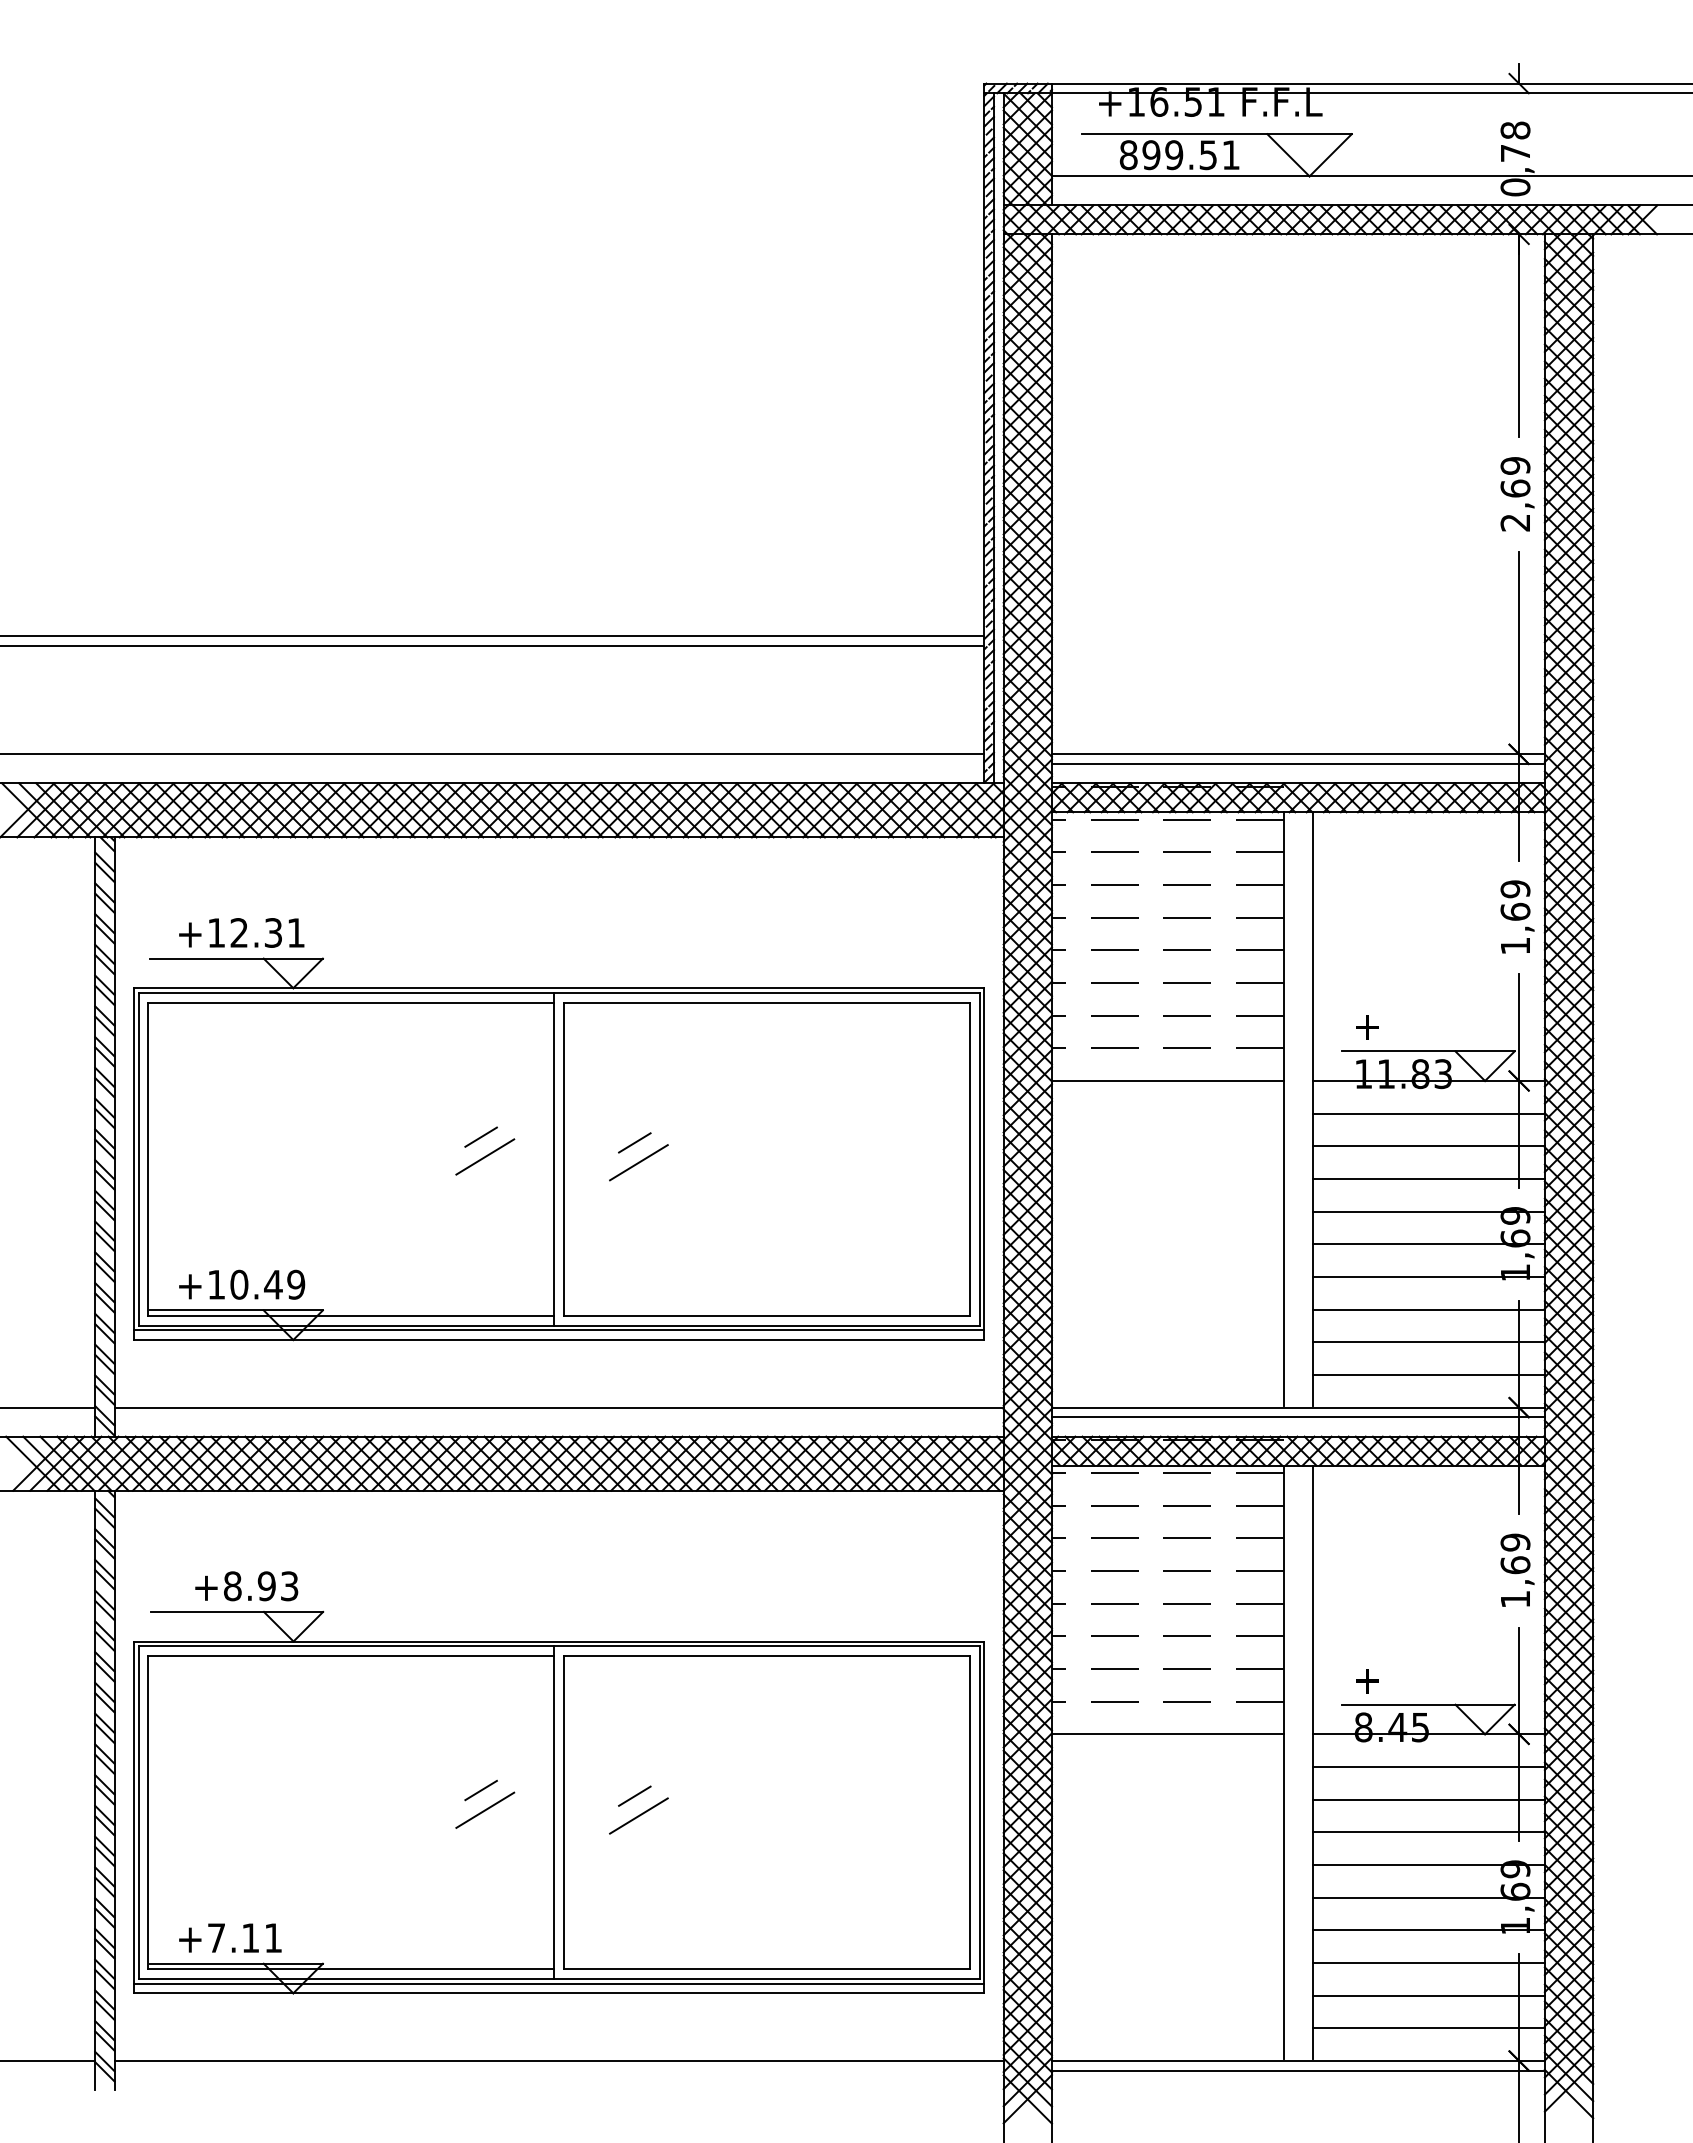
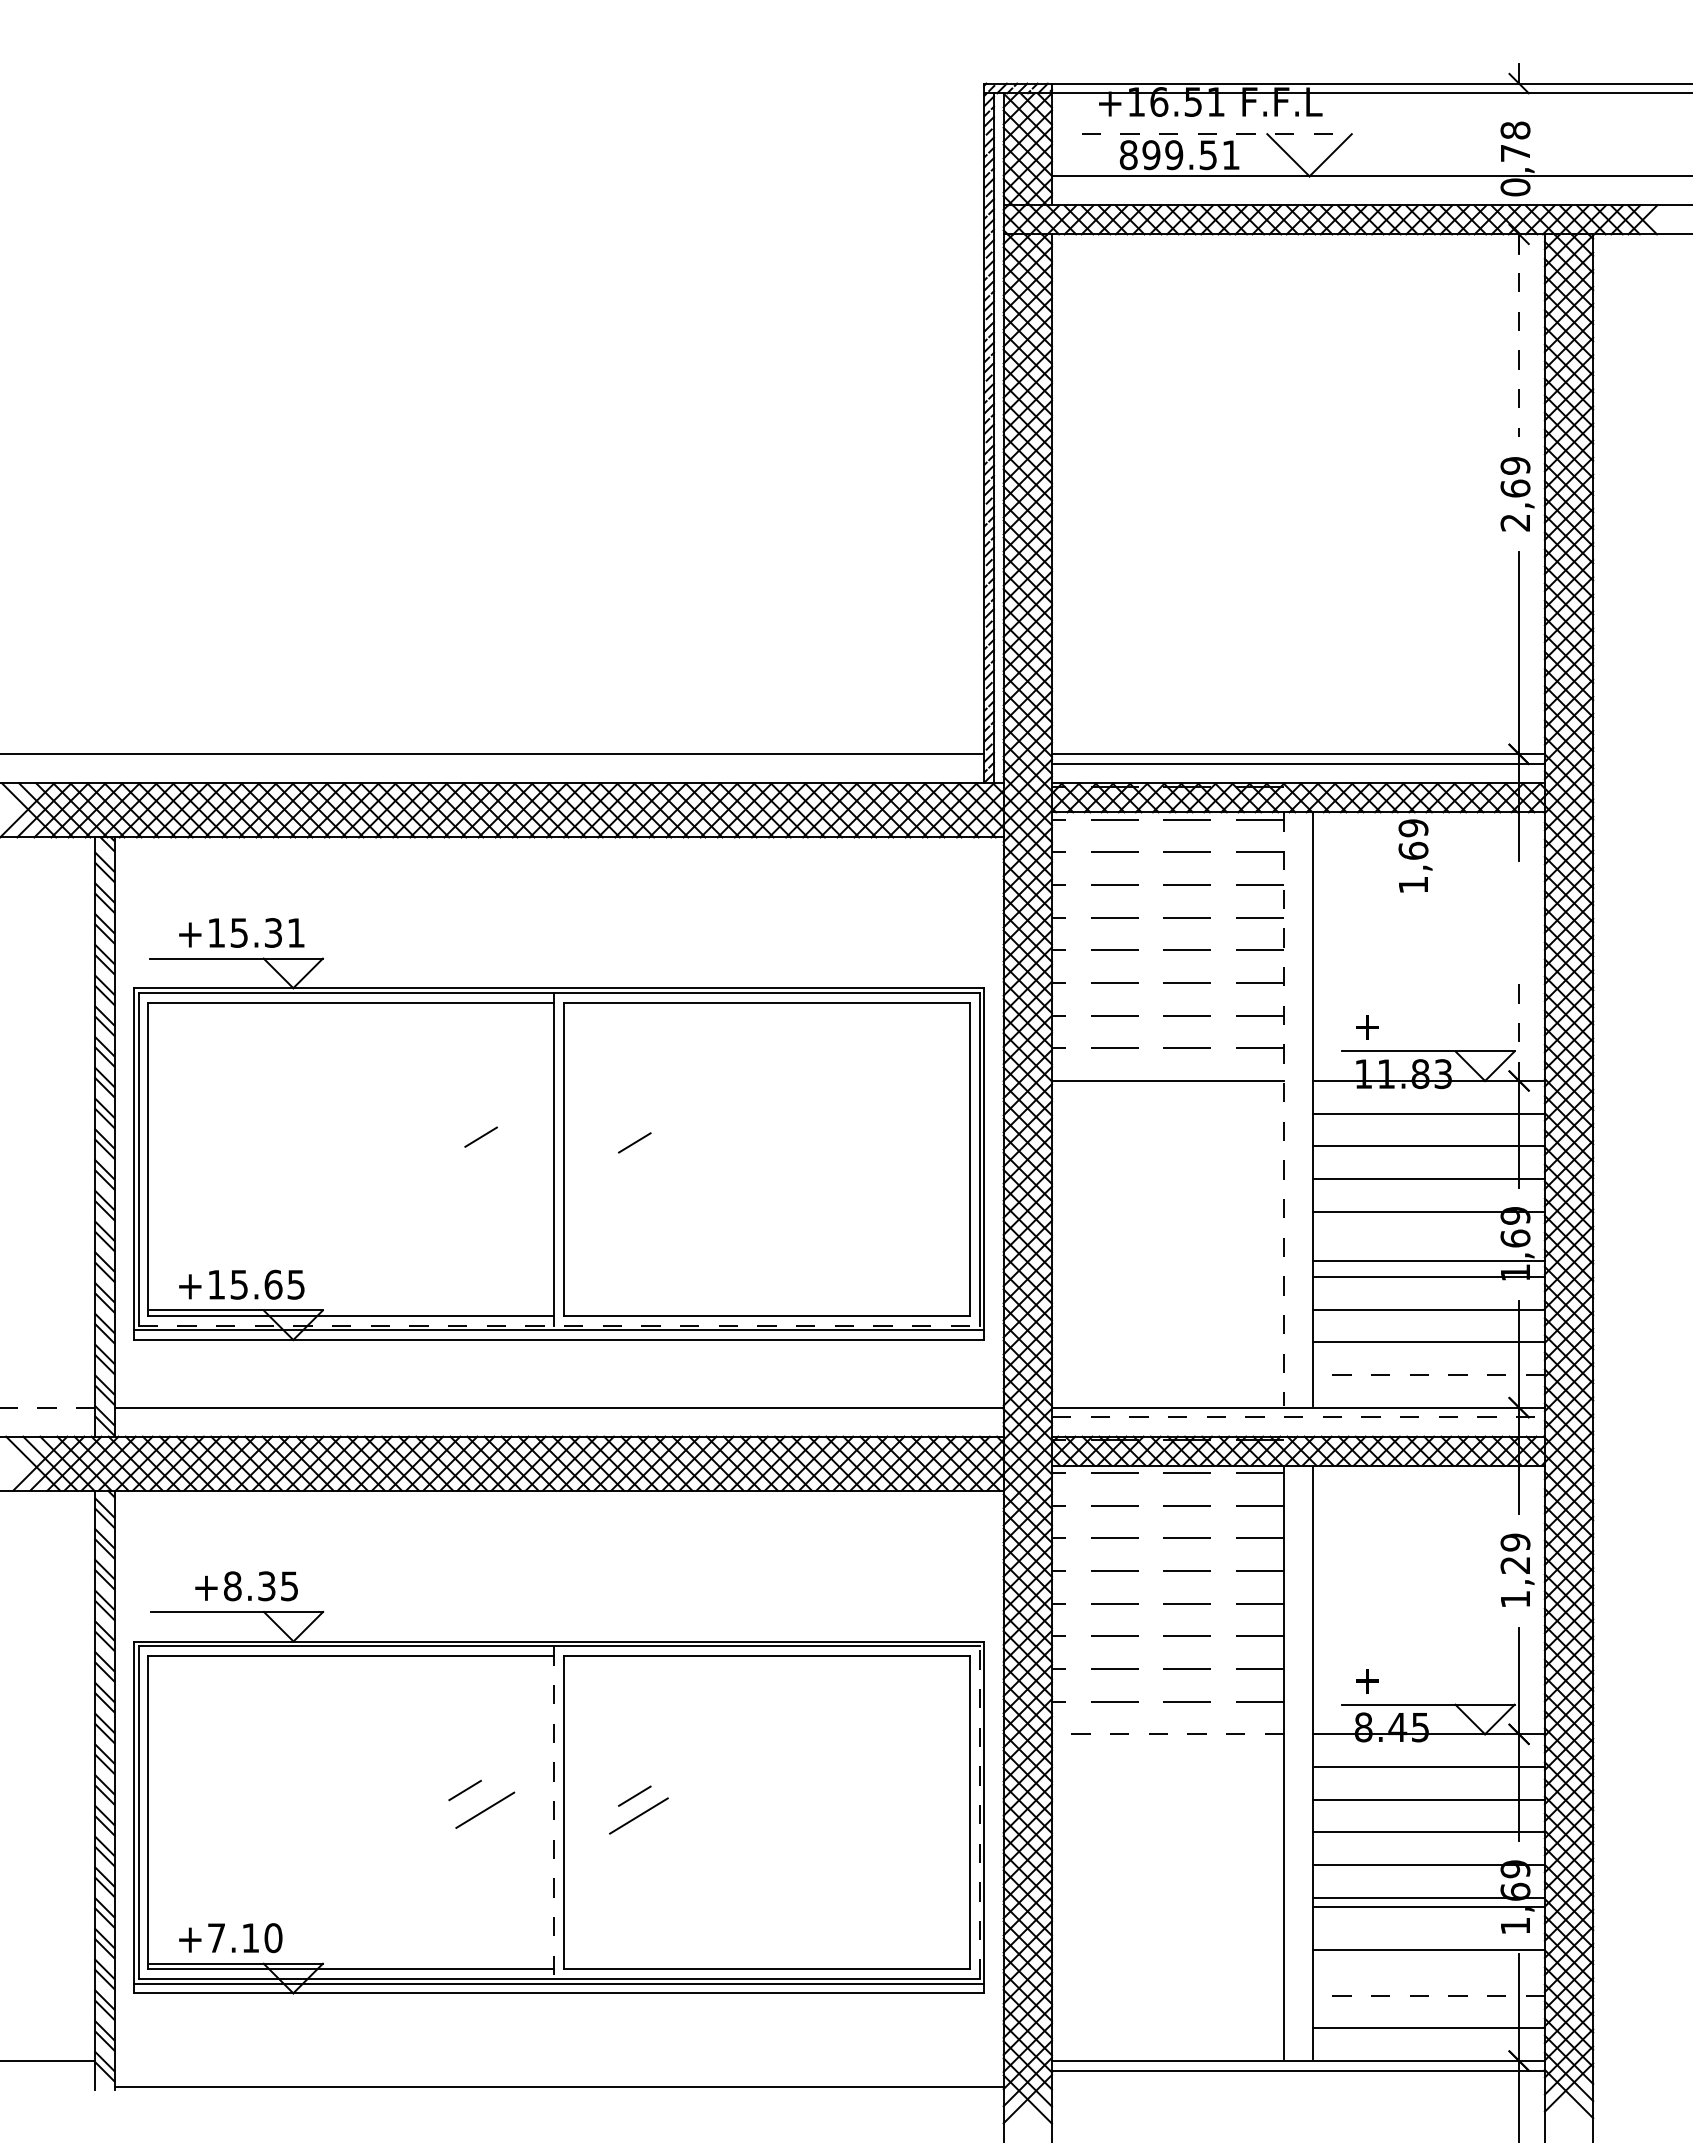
line: solid -> dashed (1217, 134)
line: solid -> dashed (1519, 336)
line: present -> none (493, 636)
line: present -> none (493, 646)
text position: (1517, 916) -> (1415, 855) (1415, 855)
text: +12.31 -> +15.31 (238, 932)
line: solid -> dashed (1519, 1027)
line: solid -> dashed (1283, 1109)
line: present -> none (485, 1156)
line: present -> none (638, 1162)
line position: (1428, 1244) -> (1428, 1261) (1428, 1261)
text: +10.49 -> +15.65 (267, 1284)
line: solid -> dashed (559, 1325)
line: solid -> dashed (1428, 1374)
line: solid -> dashed (47, 1407)
line: solid -> dashed (1298, 1417)
text: 1,69 -> 1,29 (1515, 1565)
text: +8.93 -> +8.35 (277, 1586)
line: solid -> dashed (1167, 1734)
line position: (480, 1790) -> (464, 1790) (464, 1790)
line: solid -> dashed (979, 1812)
line: solid -> dashed (554, 1813)
line position: (1428, 1930) -> (1428, 1907) (1428, 1907)
text: +7.11 -> +7.10 (273, 1938)
line position: (1428, 1962) -> (1428, 1949) (1428, 1949)
line: solid -> dashed (1428, 1995)
line position: (558, 2060) -> (558, 2086) (558, 2086)
